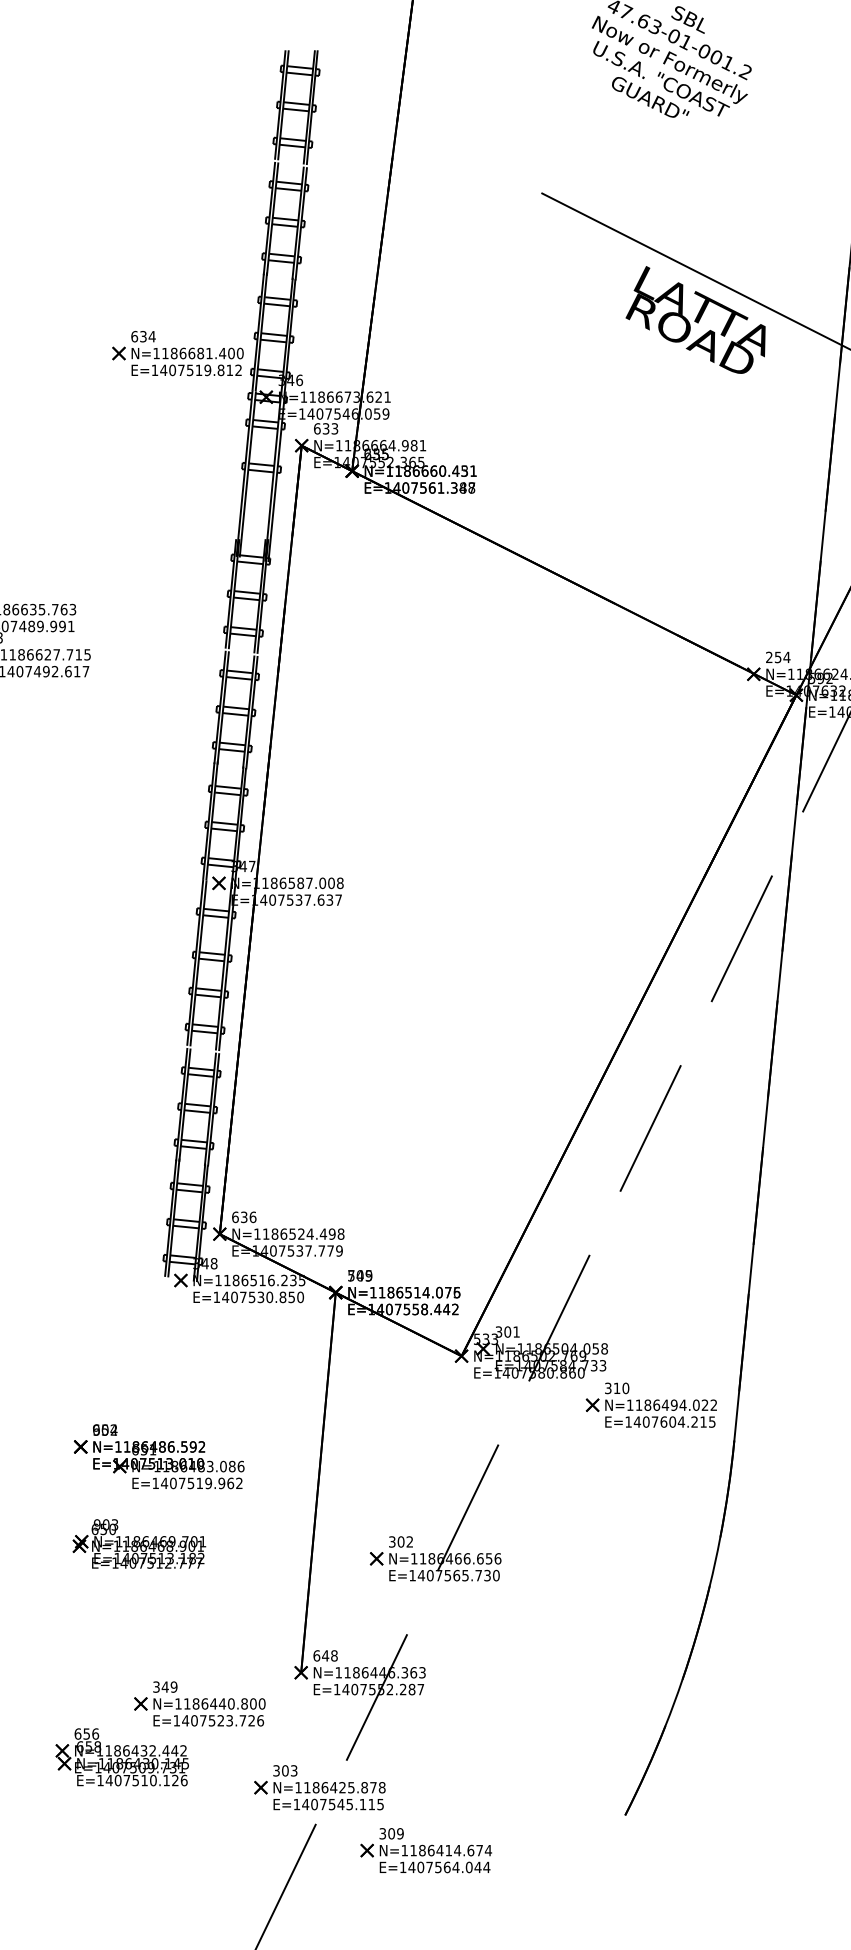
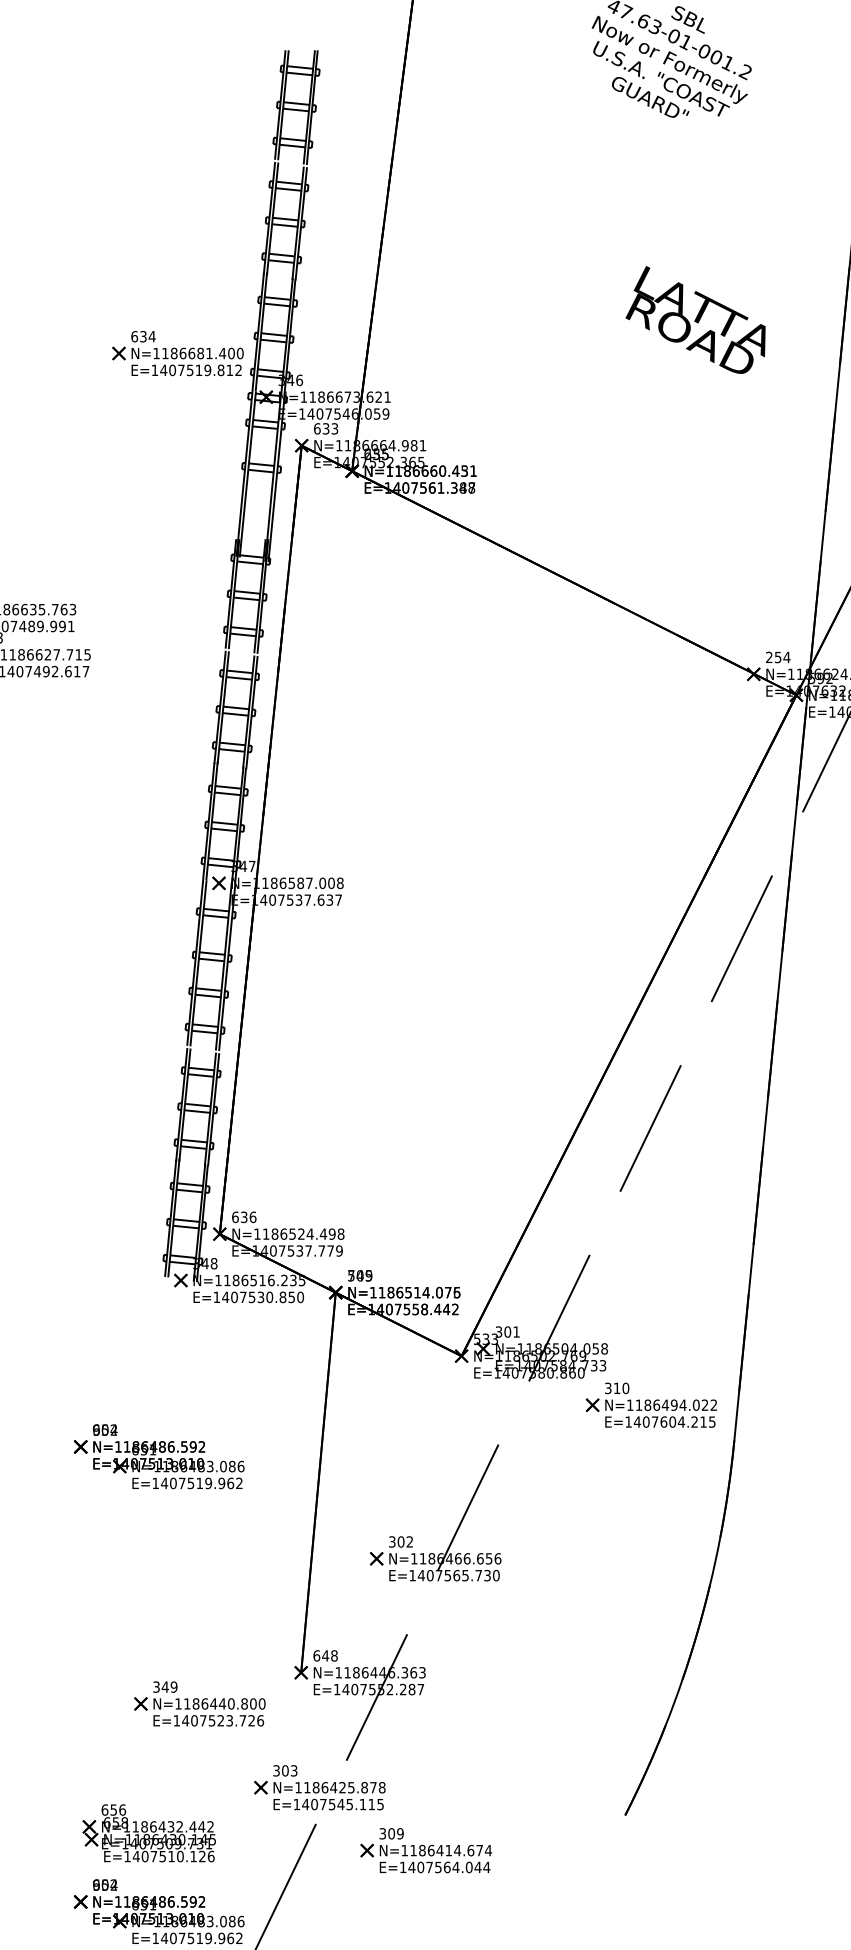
line: present -> none (694, 270)
part: present -> none (139, 1543)
part position: (121, 1757) -> (148, 1833) (148, 1833)
part: none -> present (159, 1911)
